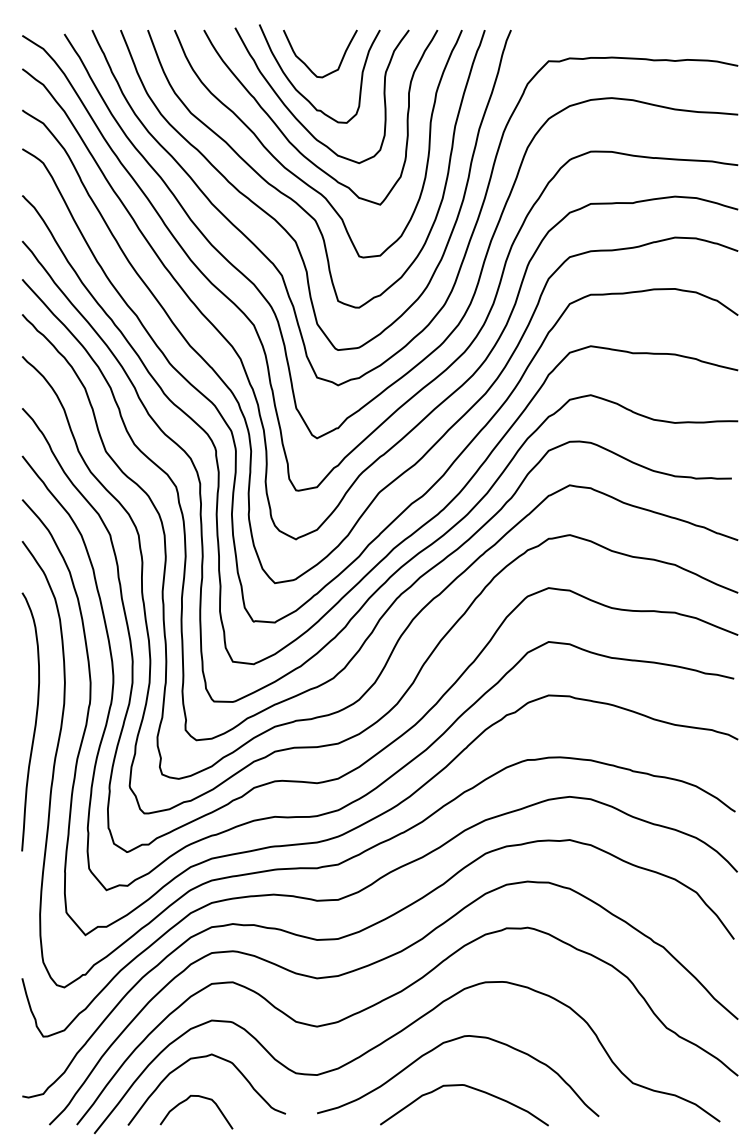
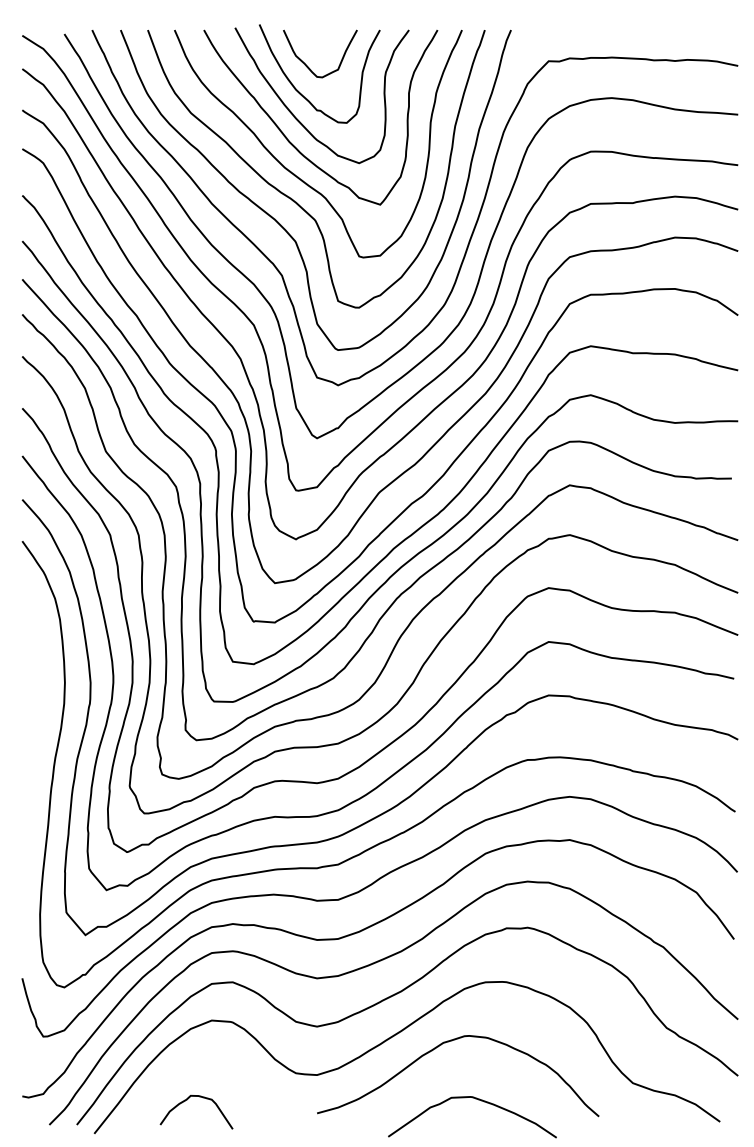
curve: present -> none (35, 721)
curve: present -> none (200, 1058)
curve position: (470, 1088) -> (478, 1100) (478, 1100)
